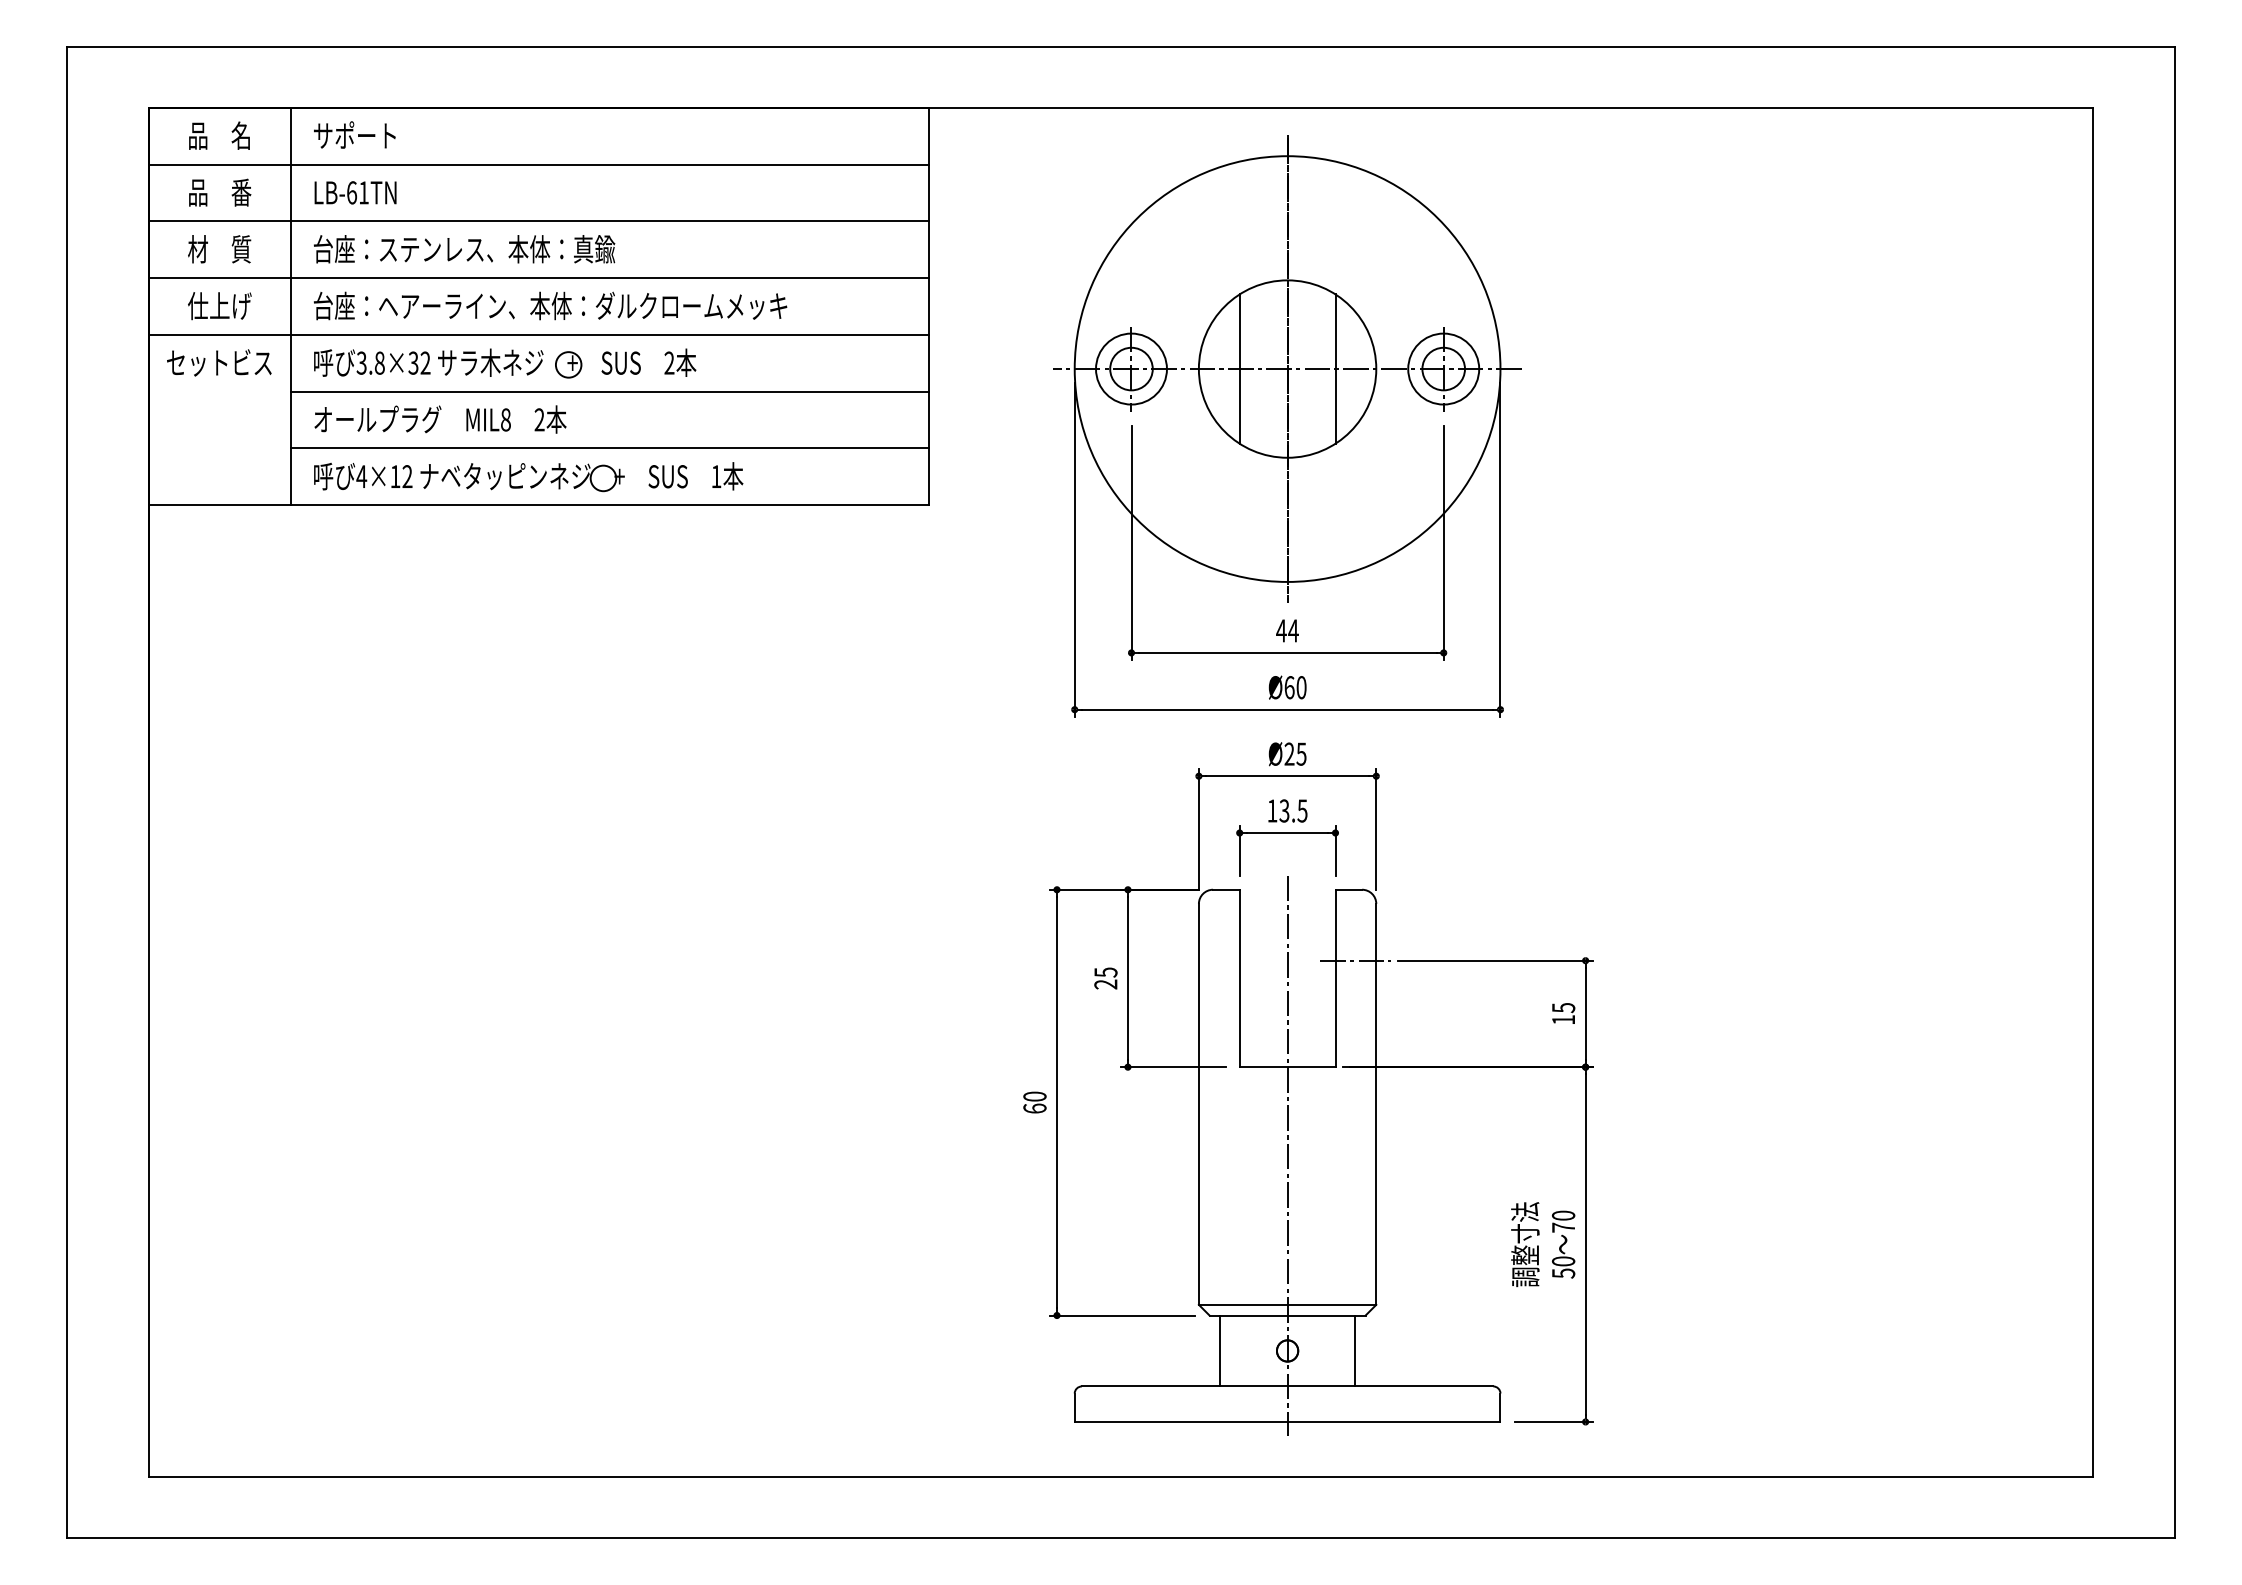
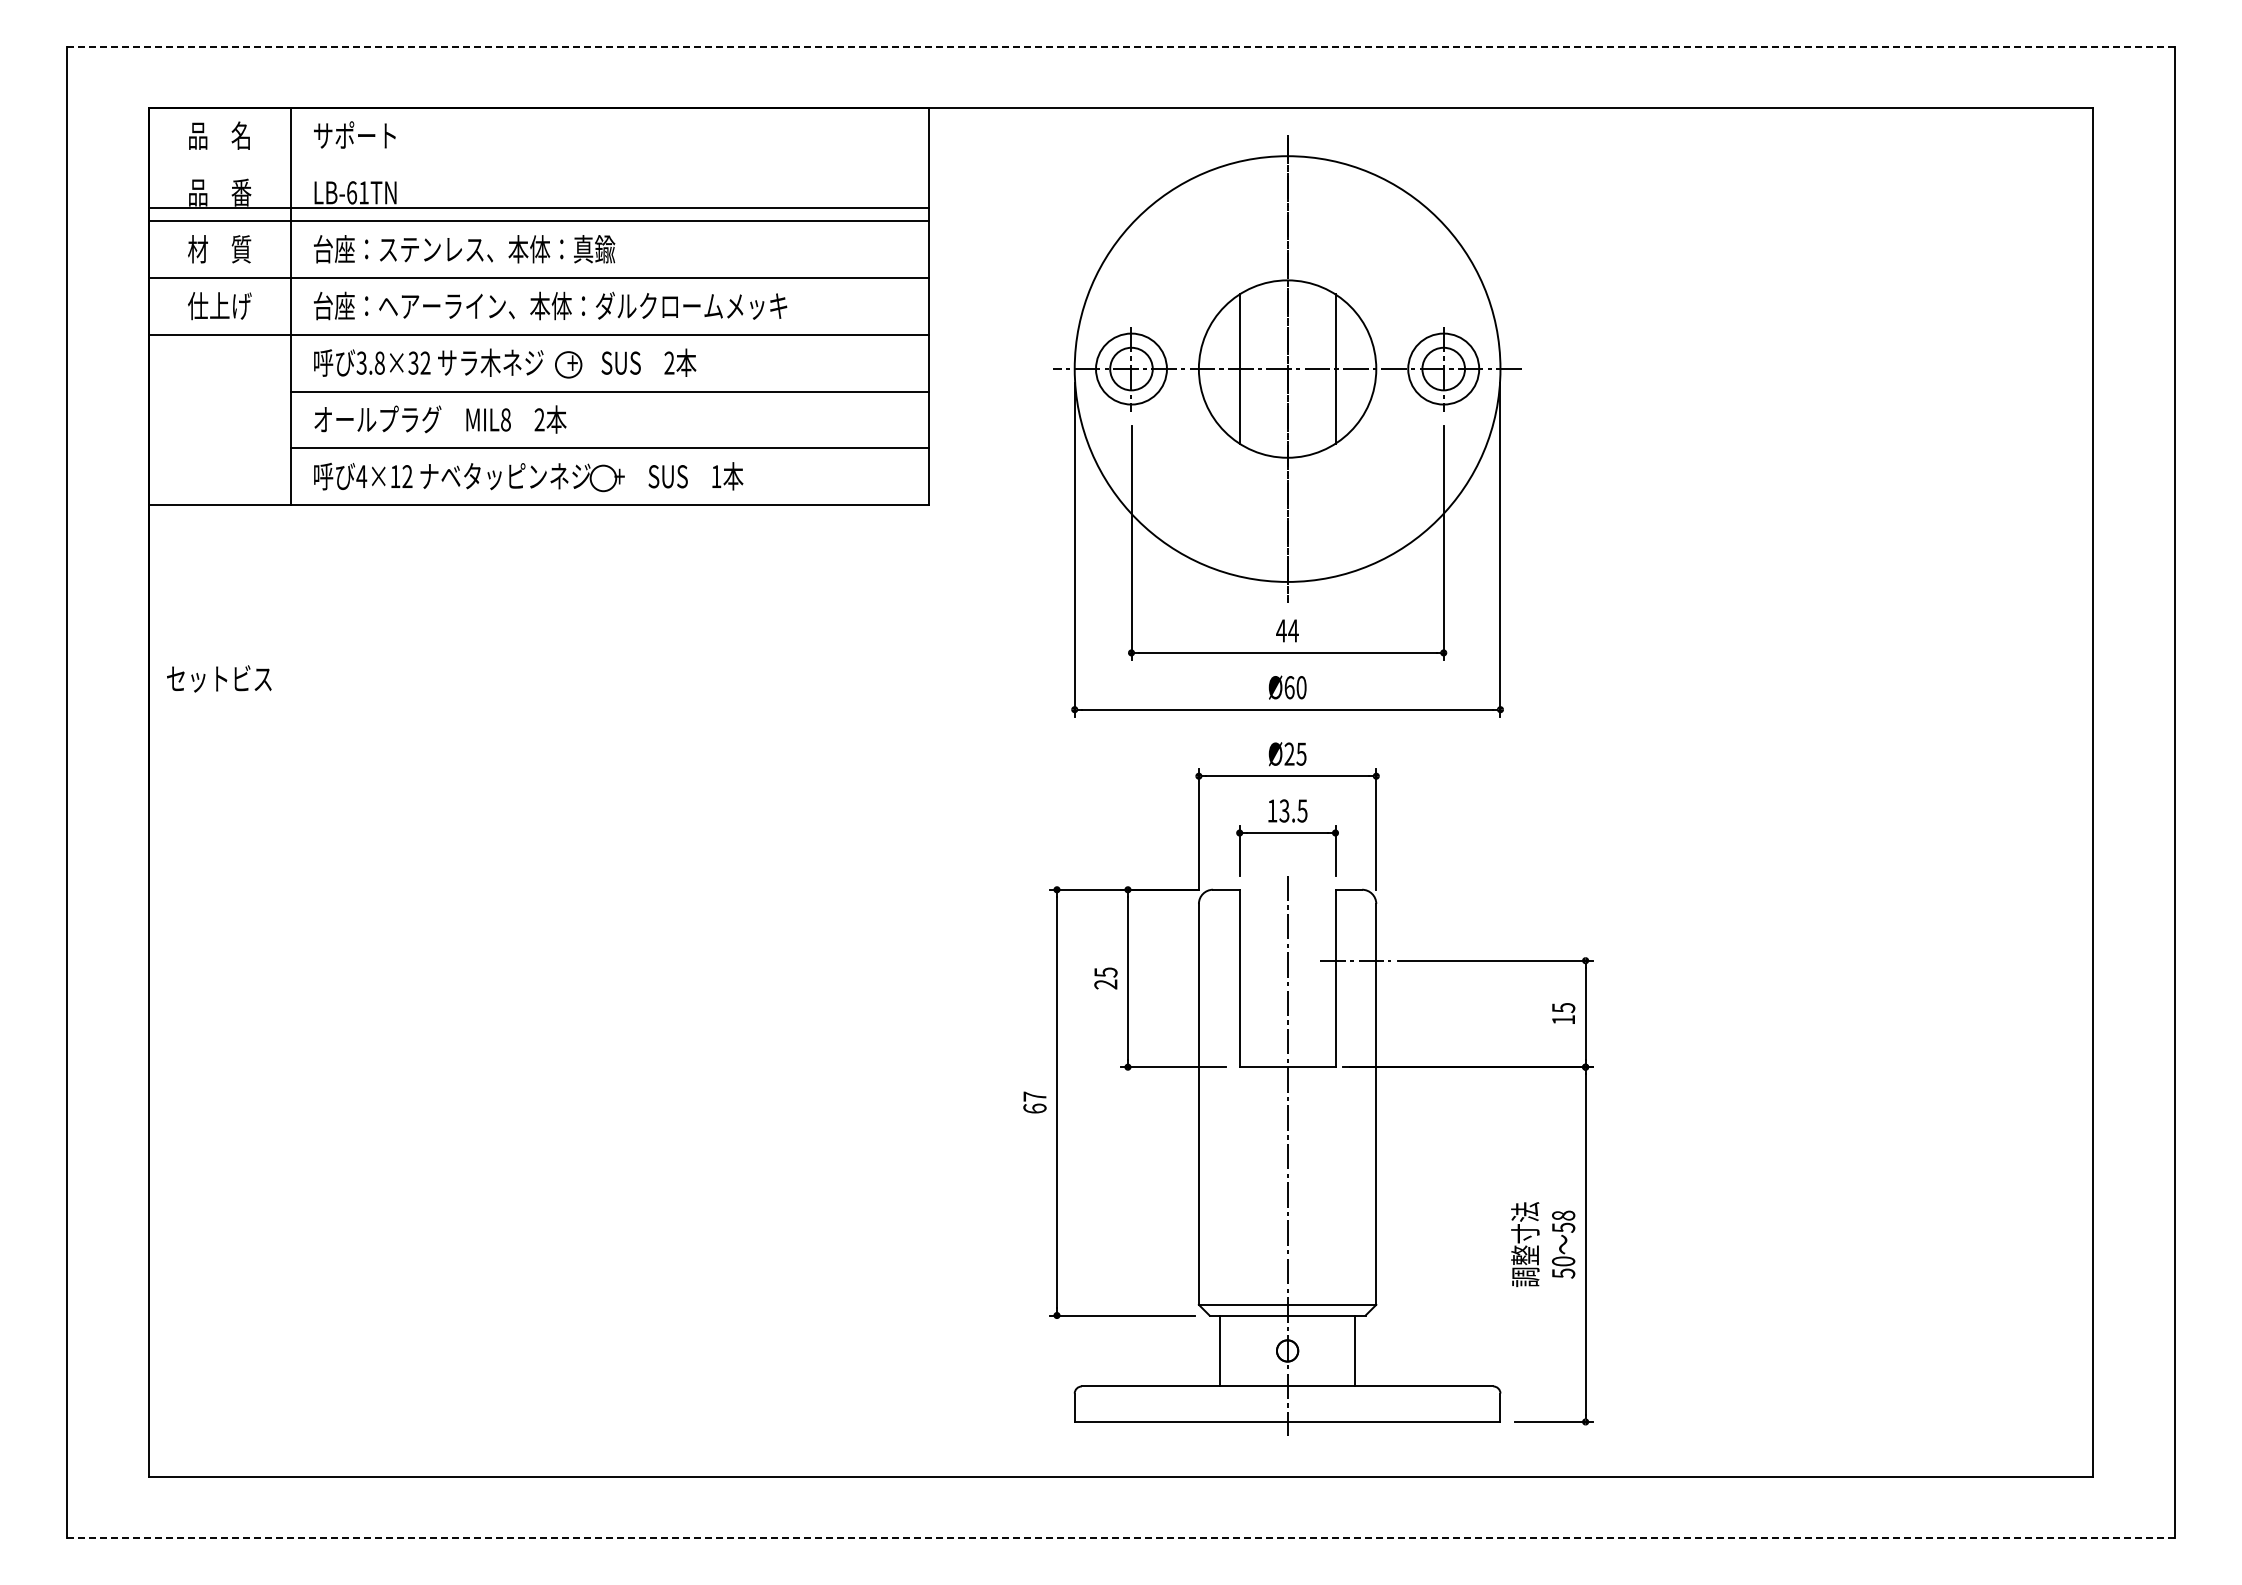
line: solid -> dashed (1121, 47)
line position: (538, 164) -> (538, 207) (538, 207)
text position: (219, 362) -> (219, 678) (219, 678)
text: 60 -> 67 (1034, 1096)
text: 70 -> 58 (1563, 1221)
line: solid -> dashed (1121, 1537)
